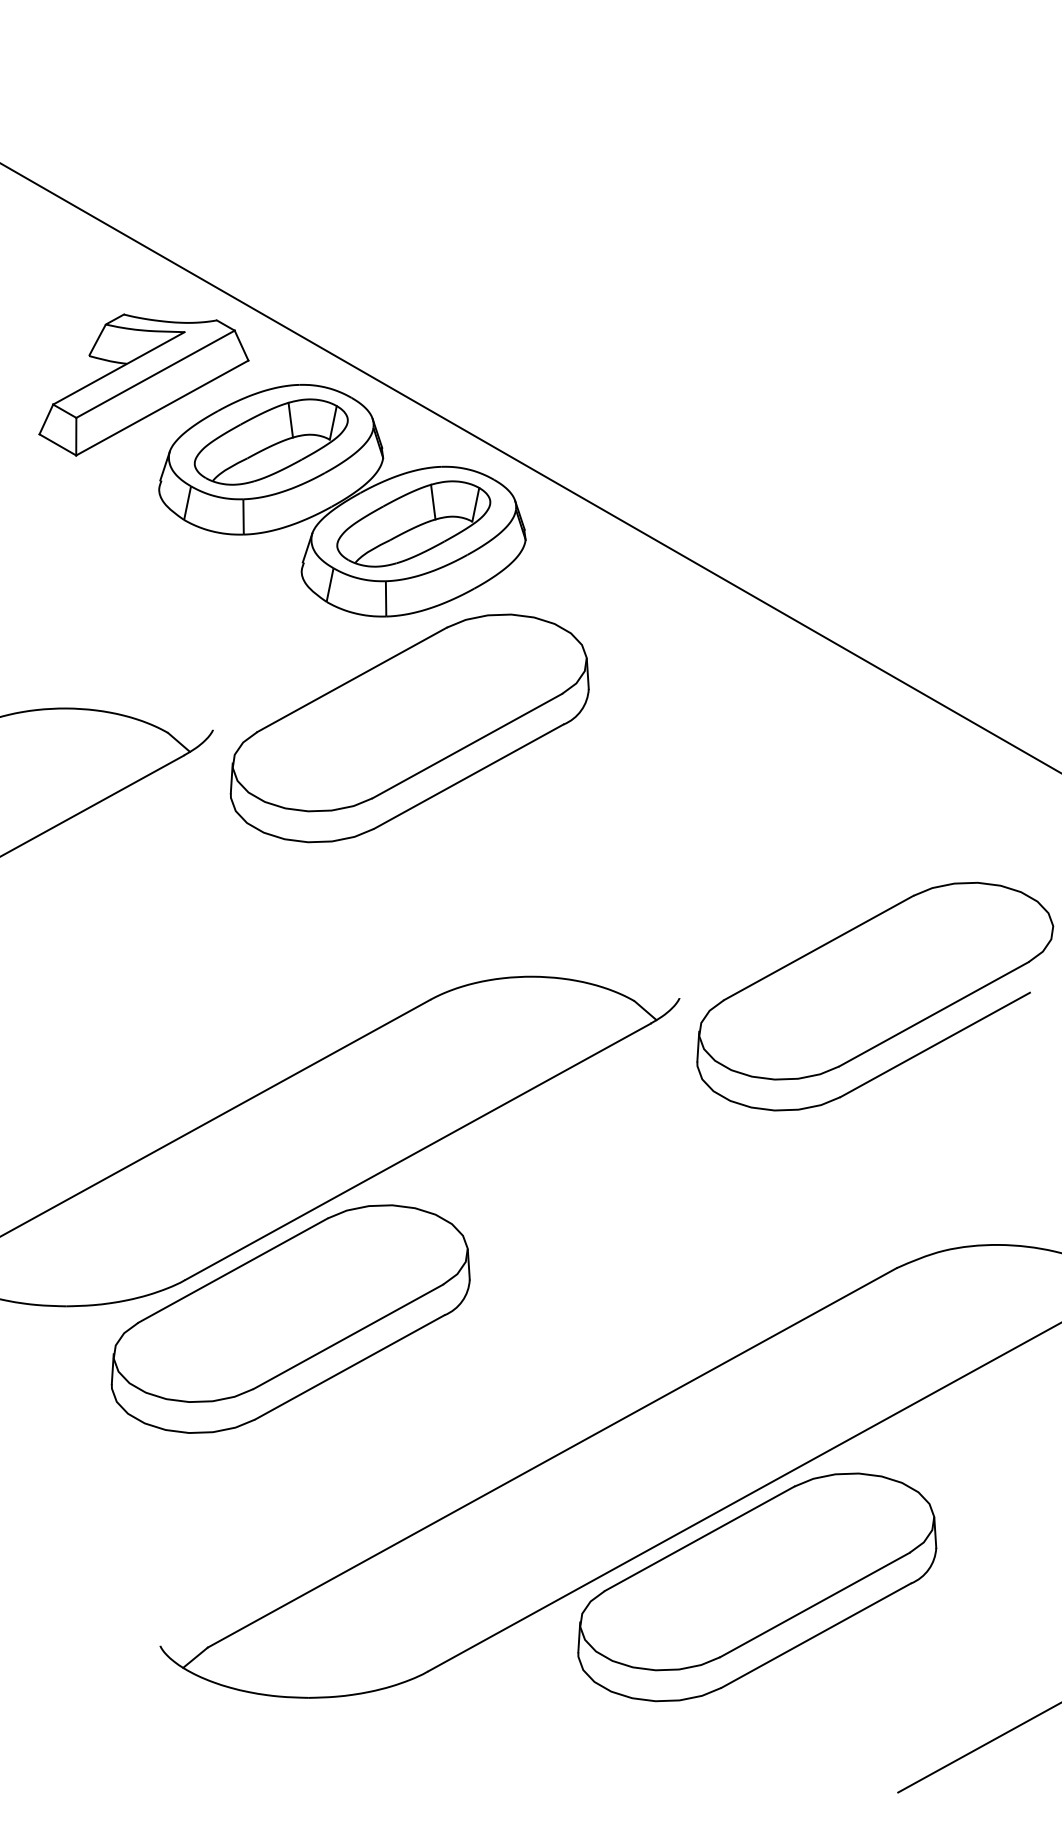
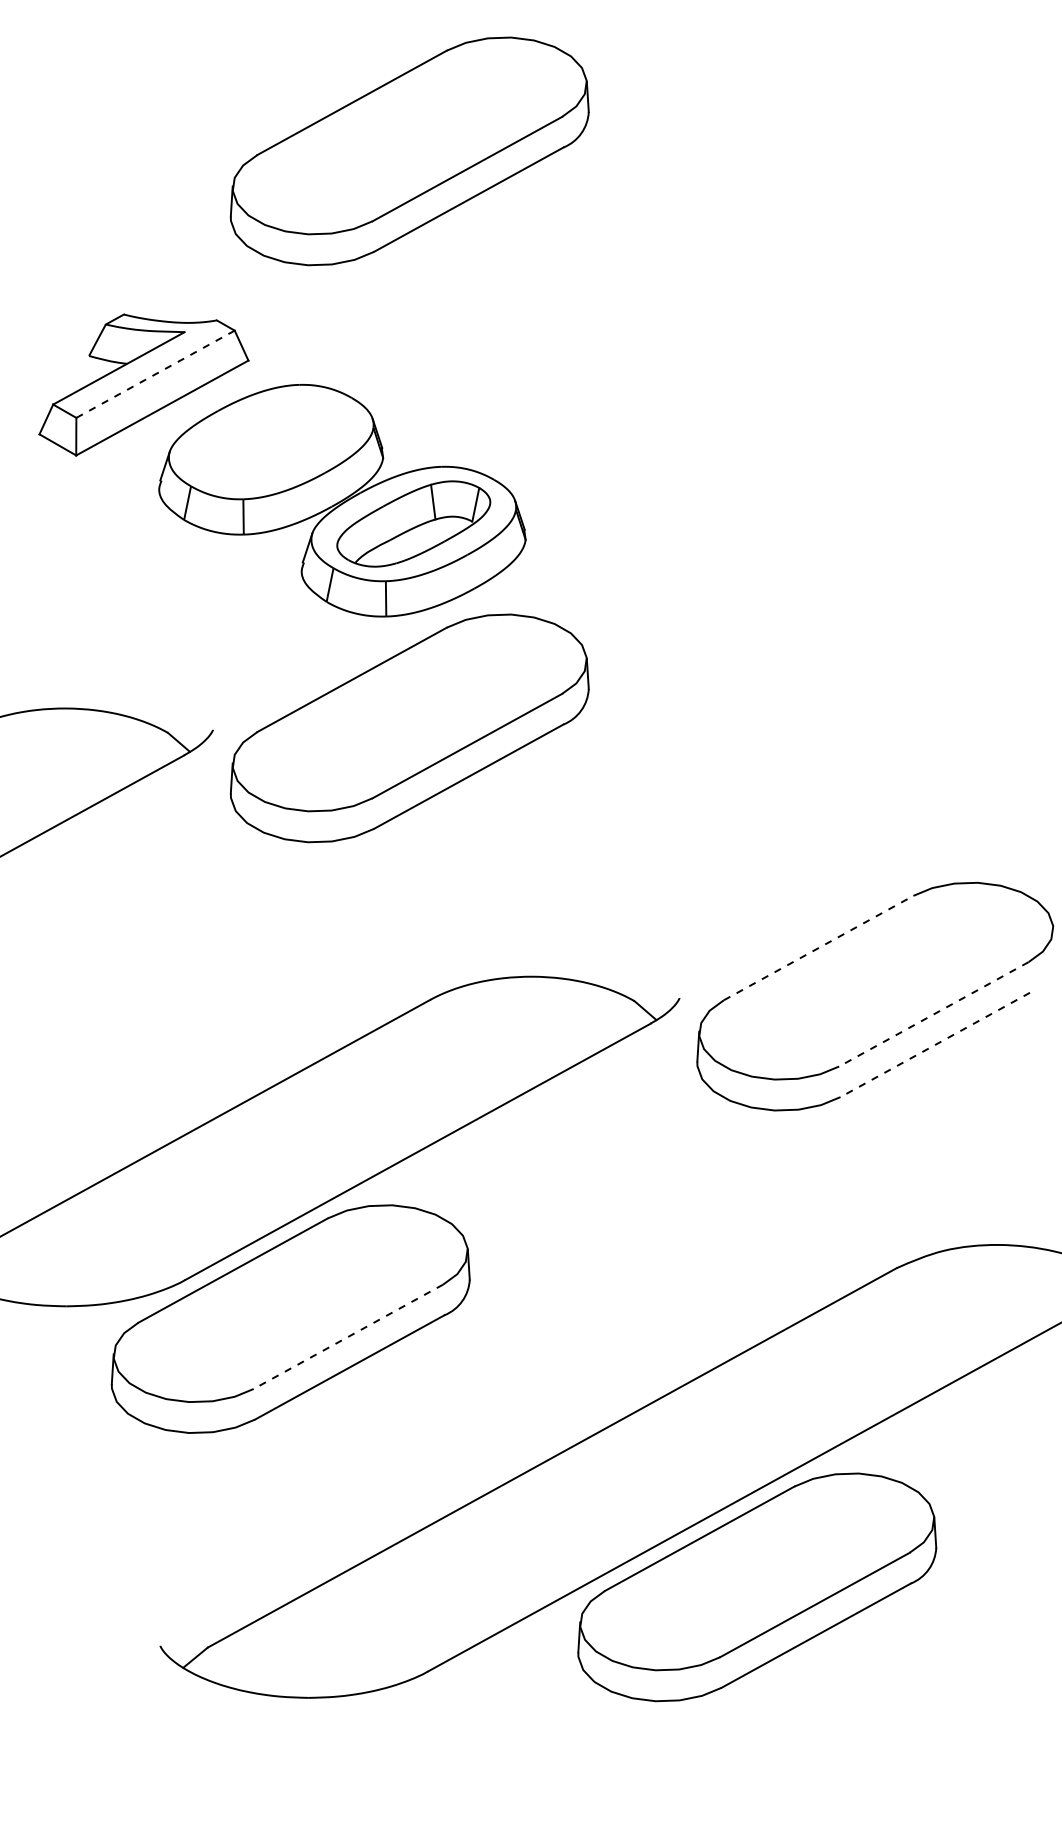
part: none -> present (409, 151)
line: solid -> dashed (155, 374)
part: present -> none (270, 441)
line: present -> none (530, 467)
line: solid -> dashed (819, 947)
line: solid -> dashed (933, 1014)
line: solid -> dashed (934, 1045)
line: solid -> dashed (347, 1337)
line: present -> none (978, 1748)
